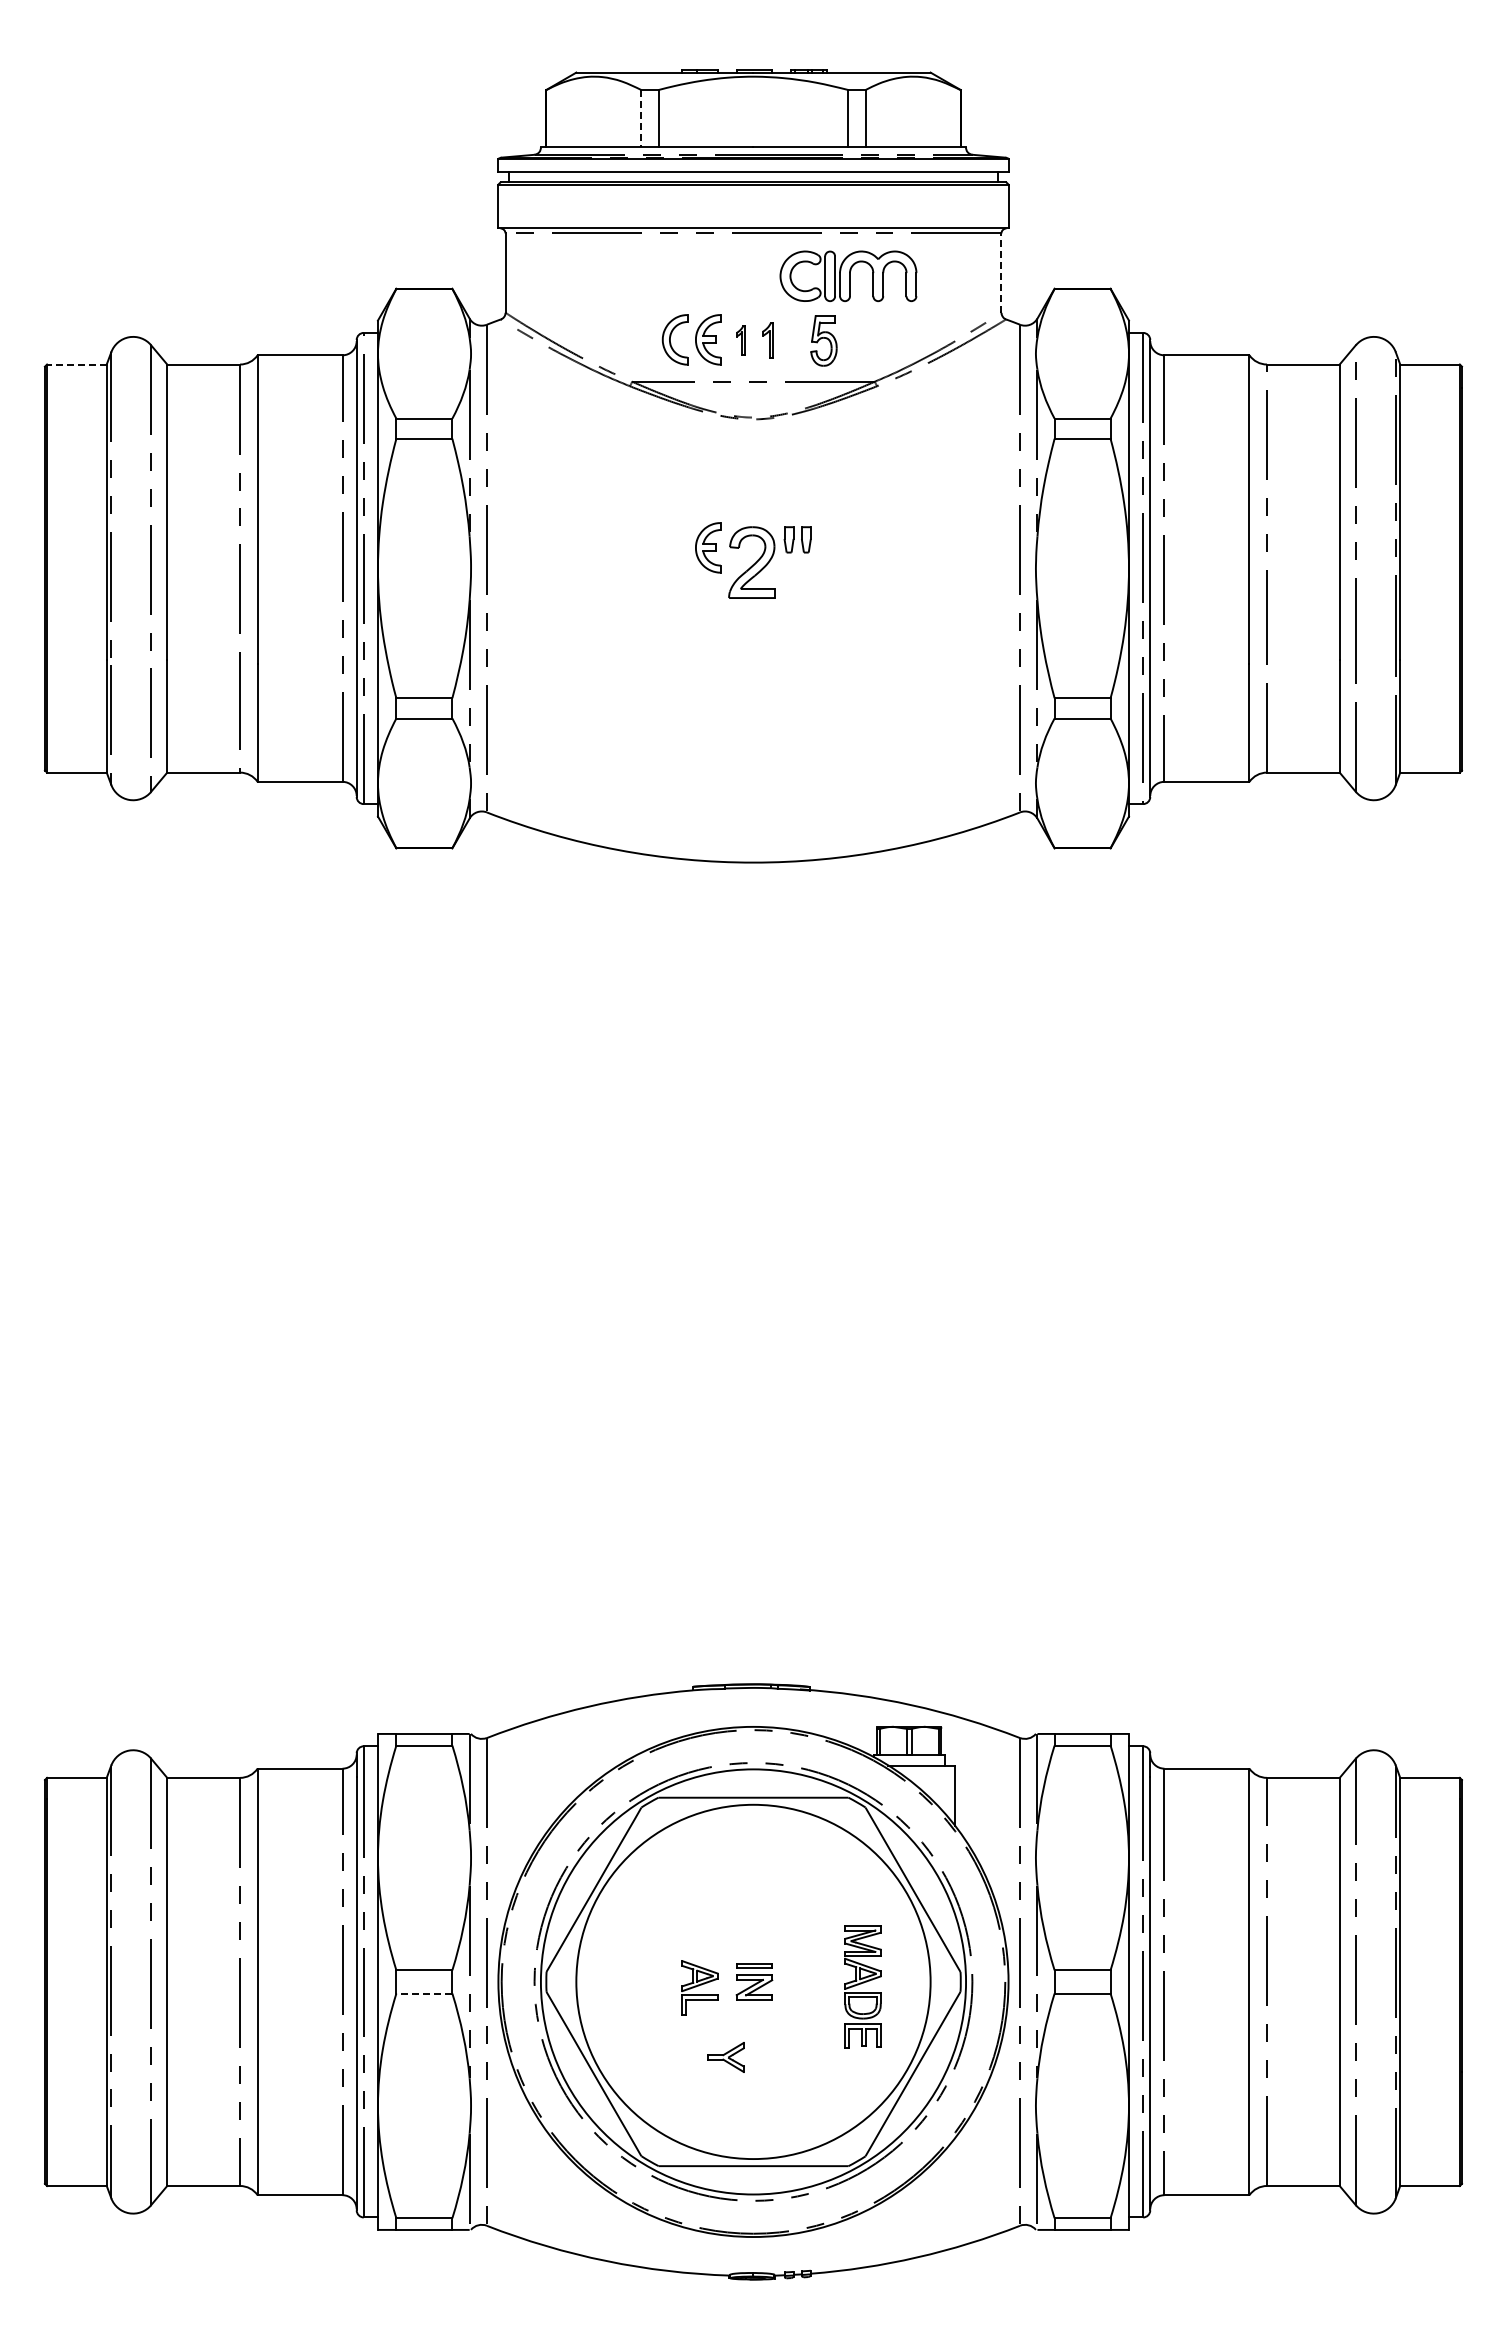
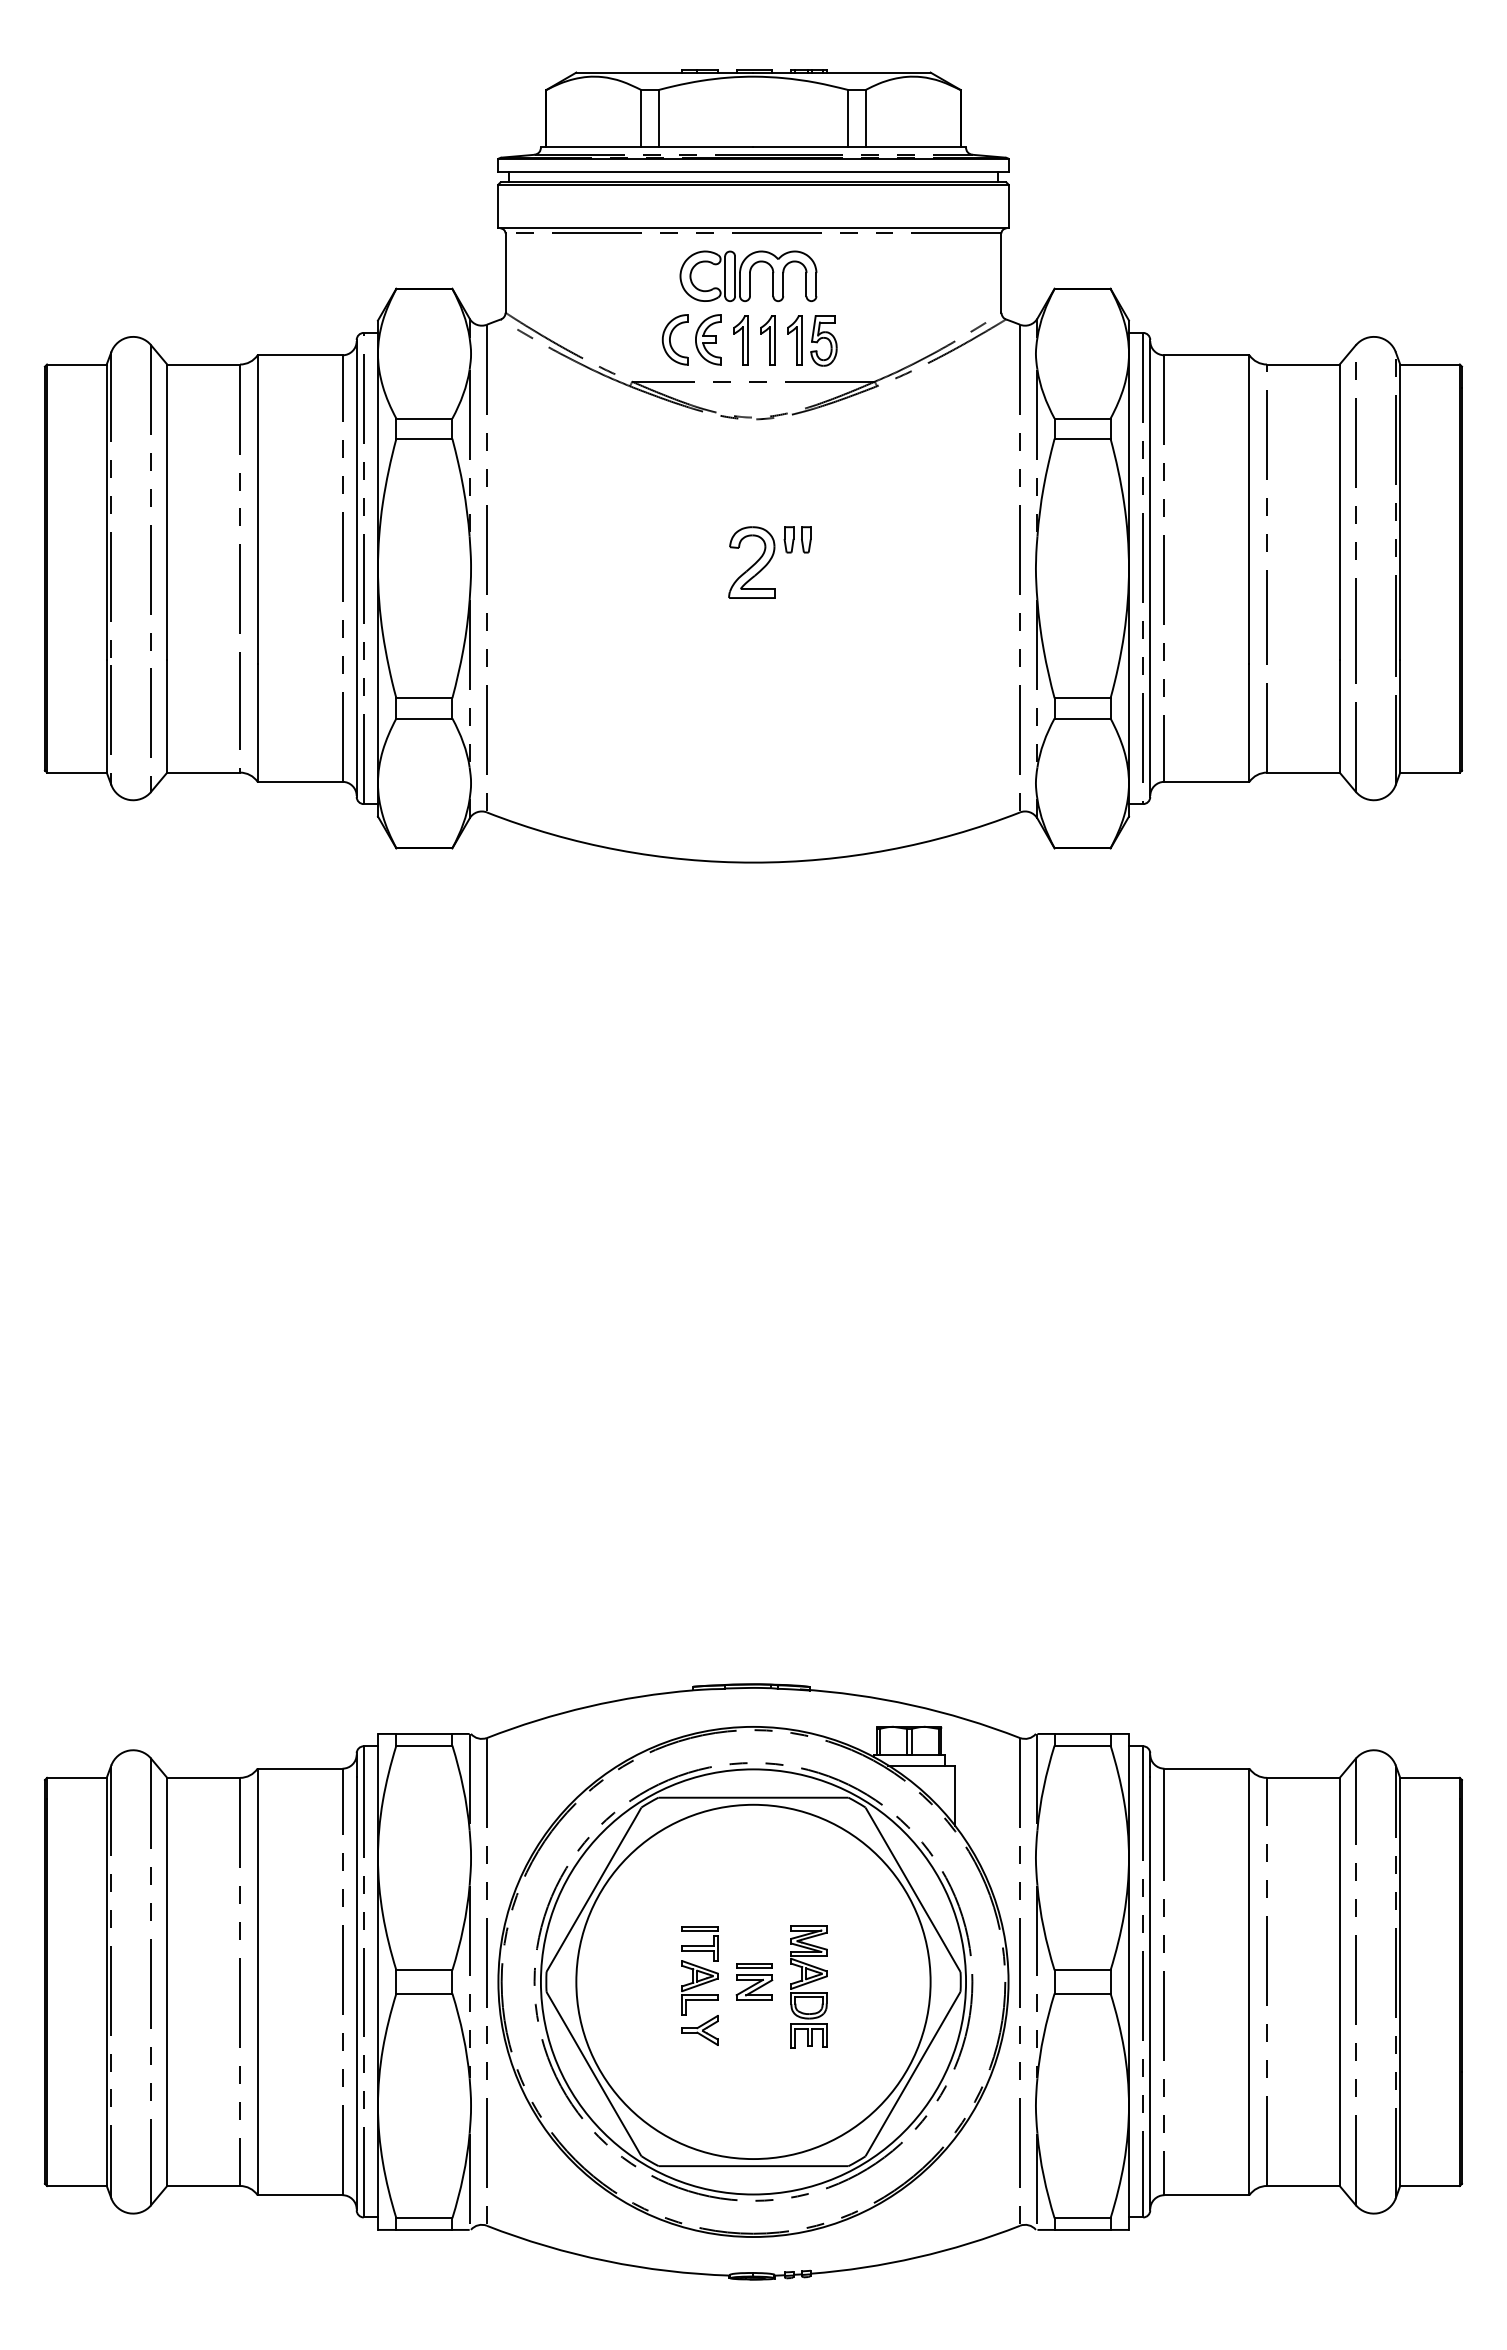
line: dashed -> solid (641, 119)
line: dashed -> solid (1001, 273)
part position: (848, 276) -> (748, 276) (748, 276)
part size: 10x31 px -> 16x51 px (740, 340)
part size: 12x37 px -> 16x51 px (767, 340)
part: none -> present (794, 340)
line: dashed -> solid (76, 364)
part: present -> none (708, 547)
part: none -> present (699, 1943)
part position: (862, 1986) -> (808, 1986) (808, 1986)
line: dashed -> solid (424, 1993)
part position: (725, 2057) -> (699, 2030) (699, 2030)
